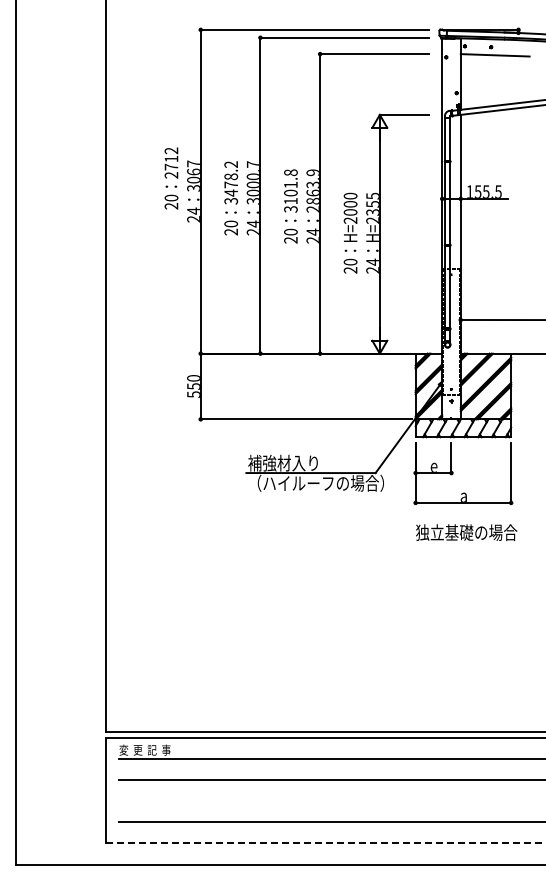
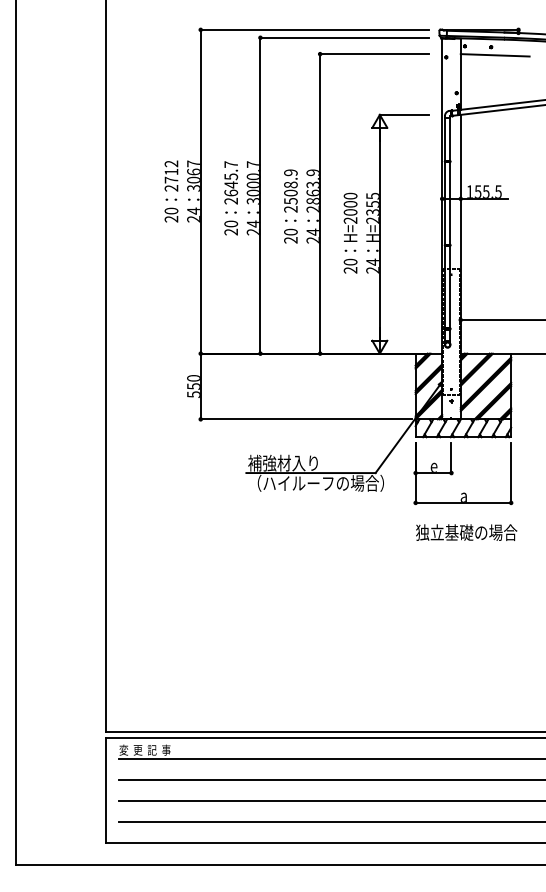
text position: (171, 178) -> (171, 191) (171, 191)
text: 3478.2 -> 2645.7 (231, 182)
text: 3101.8 -> 2508.9 (290, 190)
line: none -> present (330, 801)
line: dashed -> solid (325, 842)
